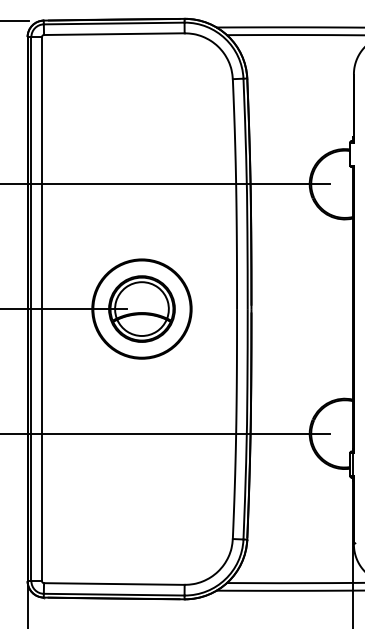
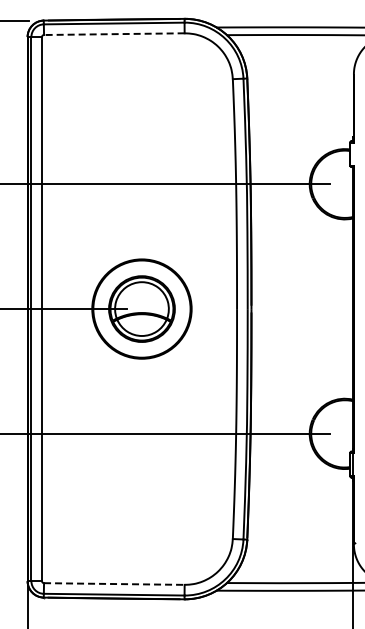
line: solid -> dashed (113, 34)
line: solid -> dashed (114, 584)
